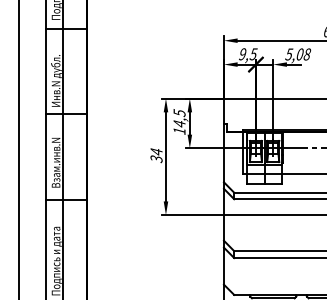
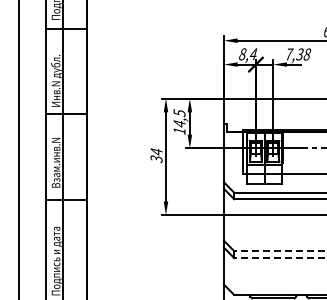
text: 9,5 -> 8,4 (248, 54)
text: 5,08 -> 7,38 (294, 54)
line: solid -> dashed (280, 251)
line: solid -> dashed (280, 258)
